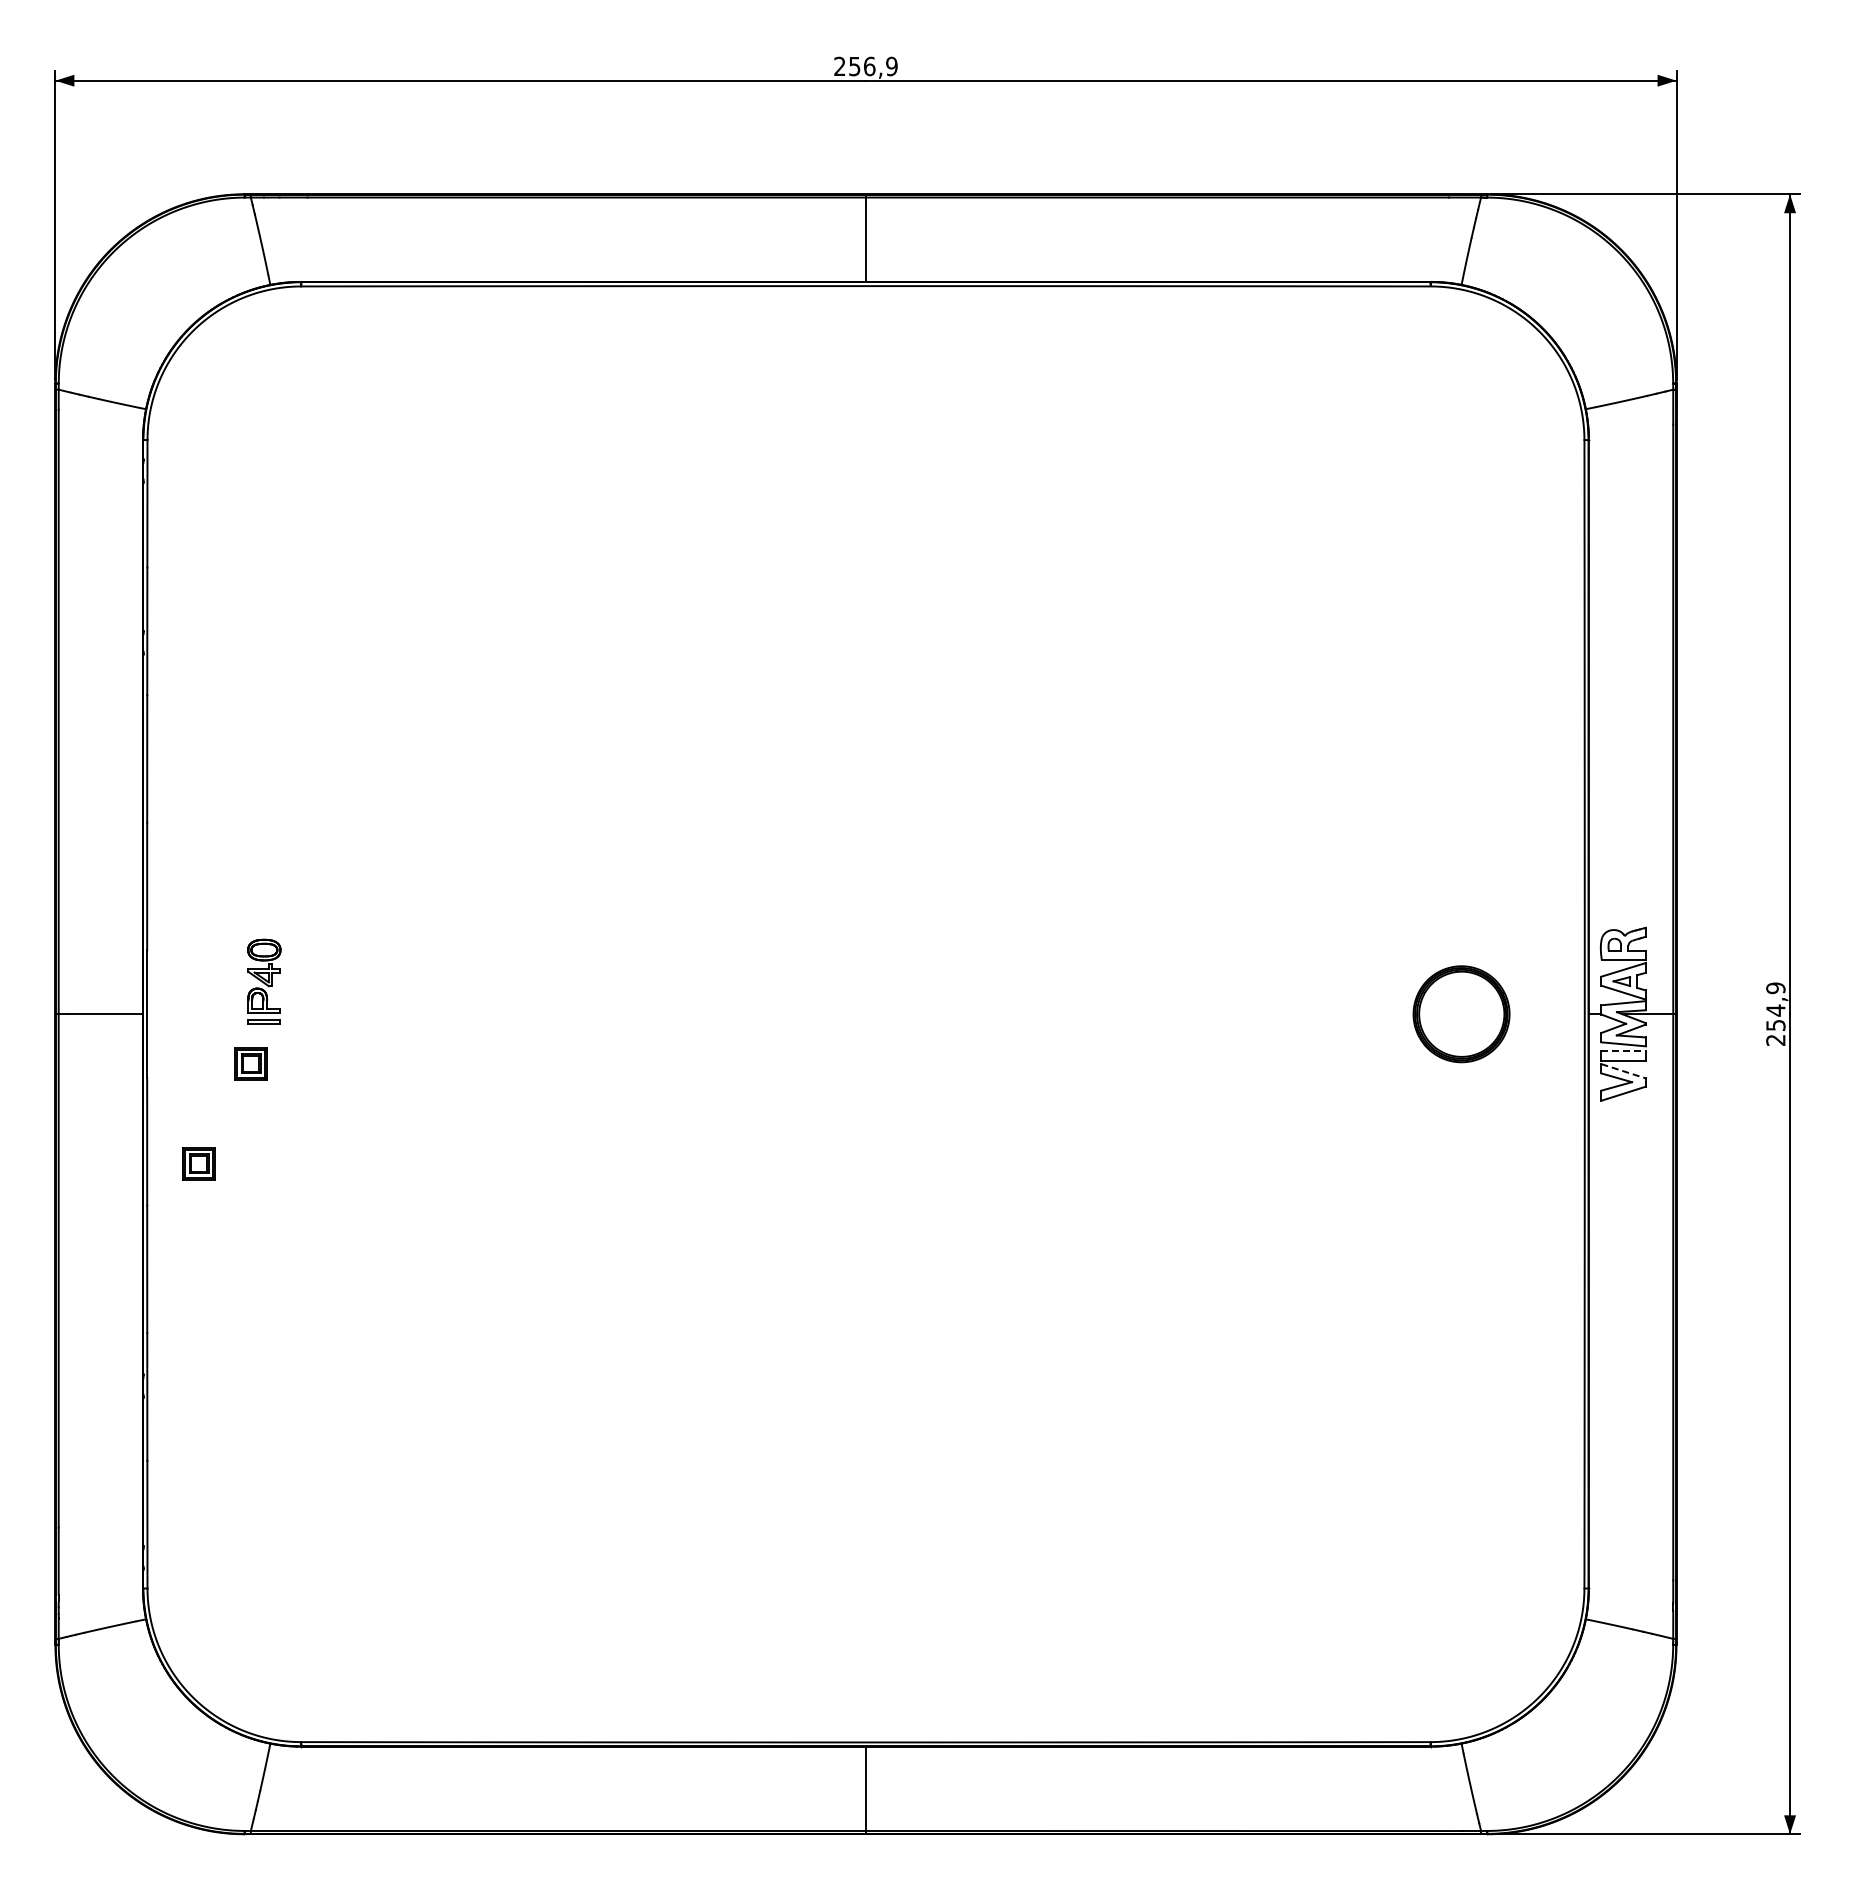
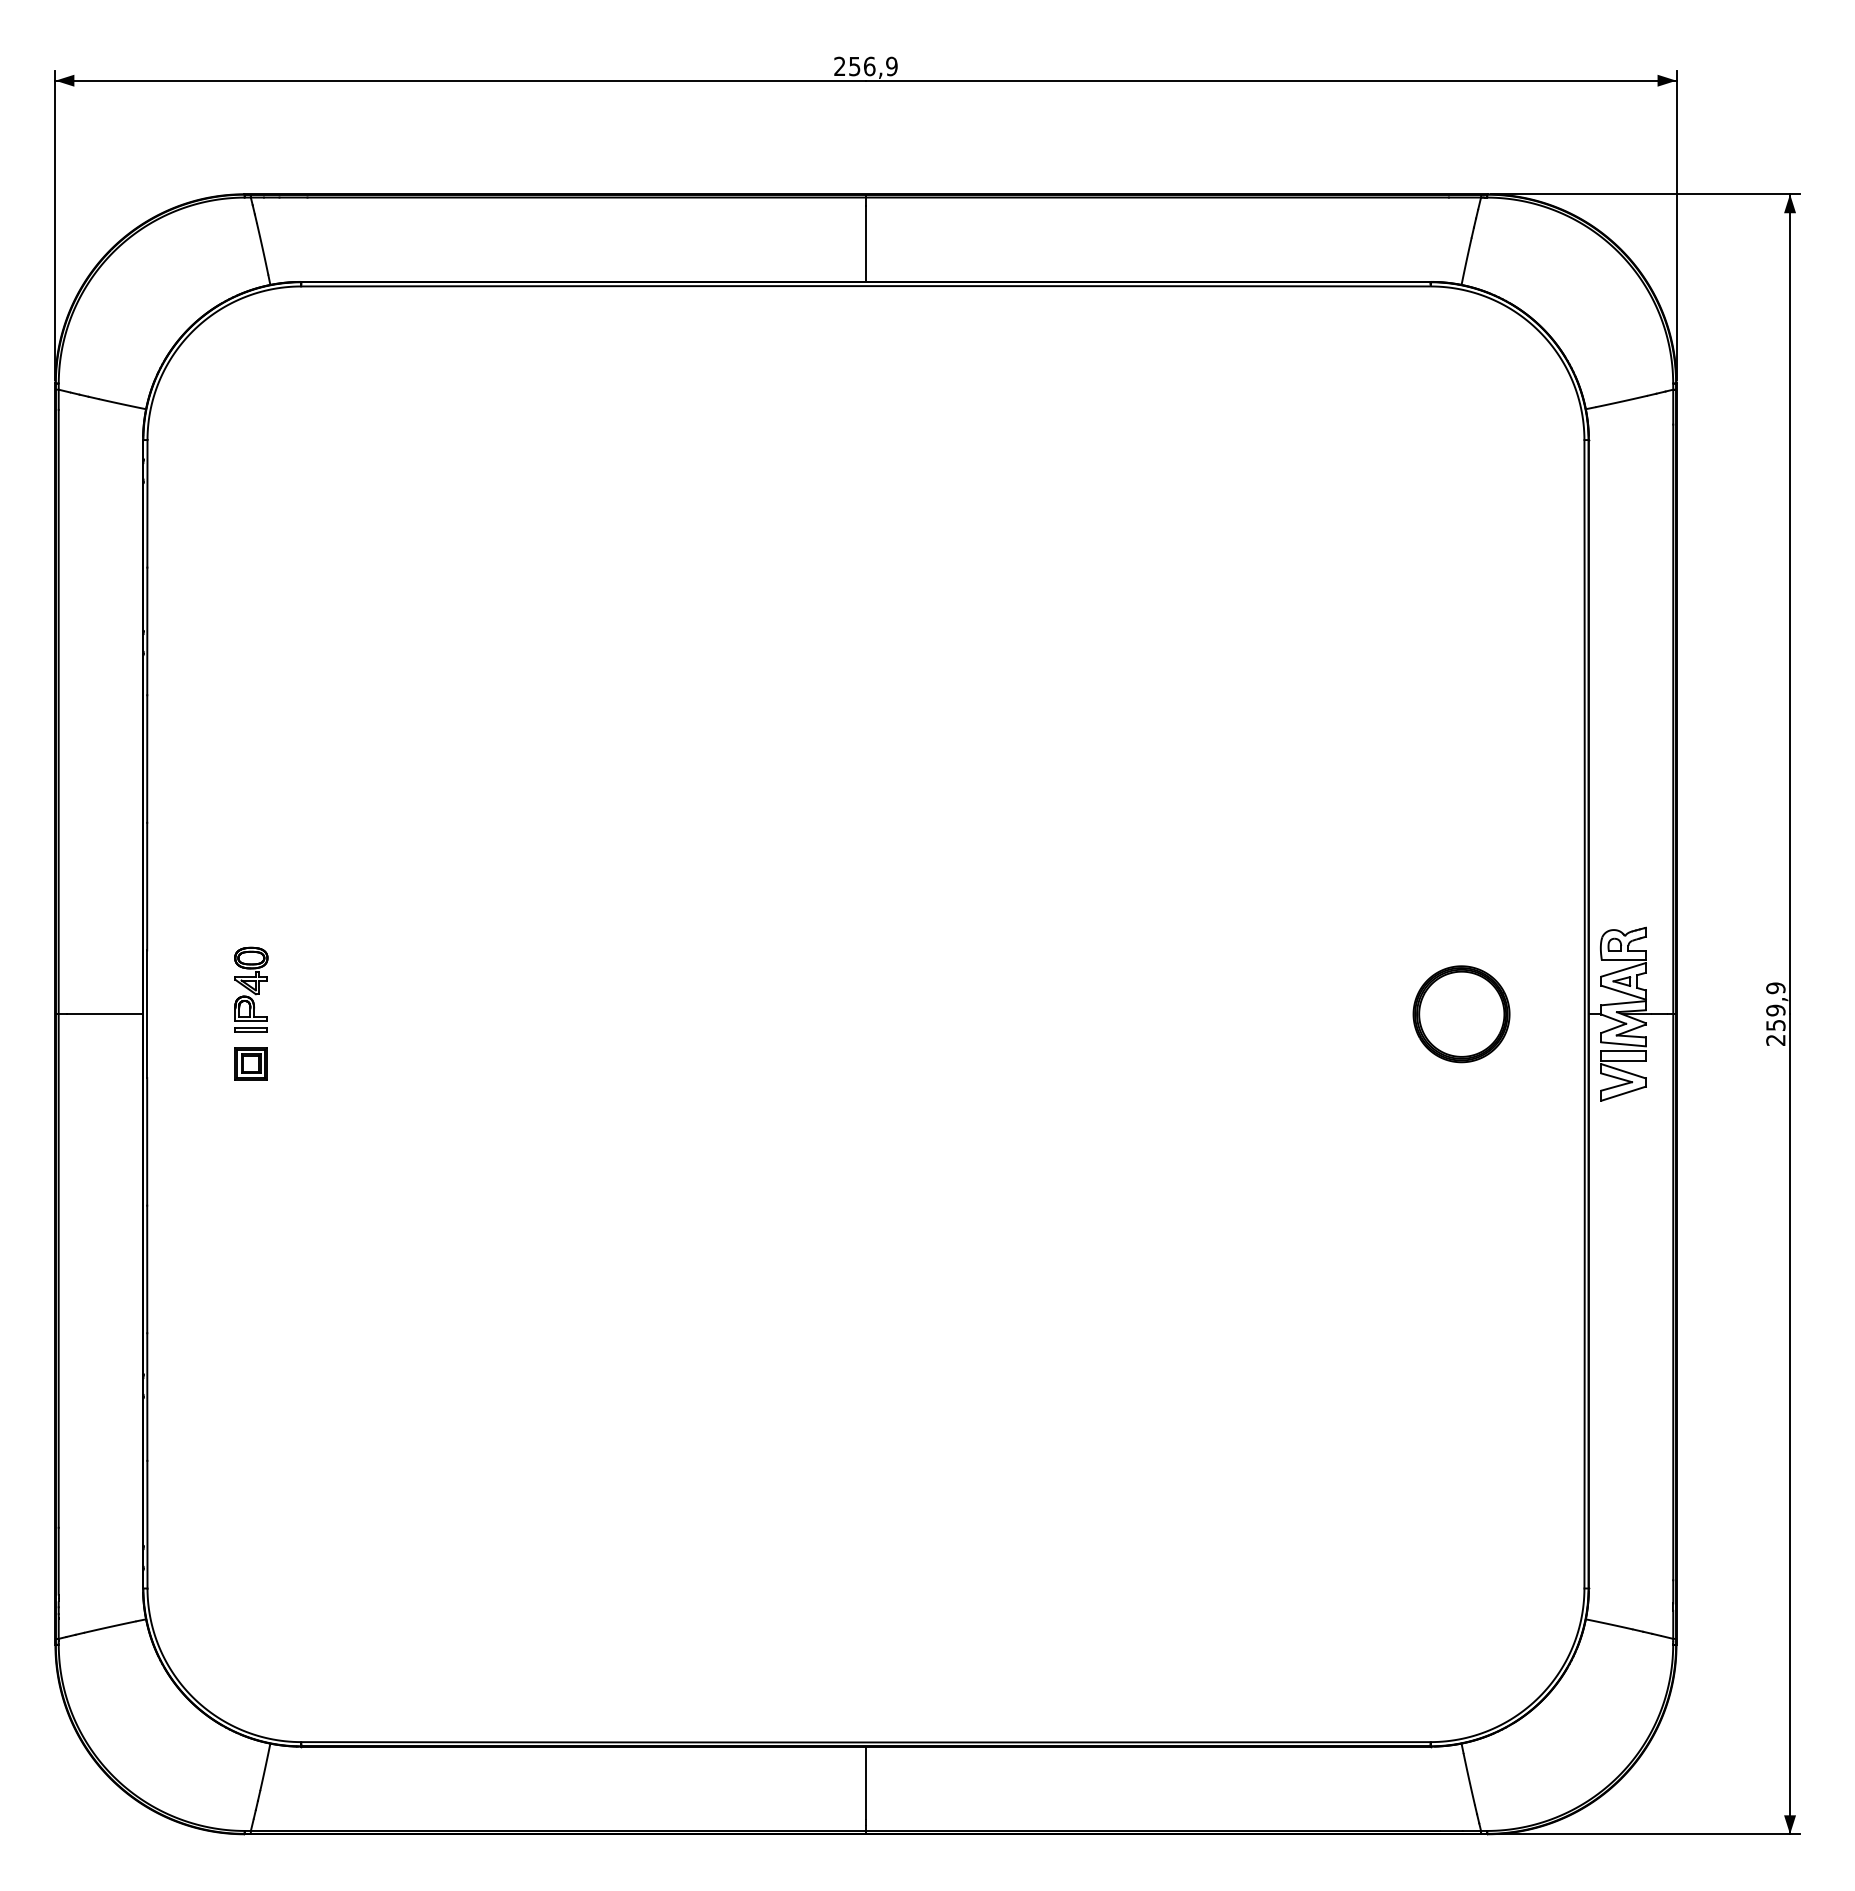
part position: (264, 981) -> (251, 989) (251, 989)
text: 254,9 -> 259,9 (1775, 1010)
line: dashed -> solid (1624, 1051)
line: dashed -> solid (1624, 1071)
part: present -> none (198, 1163)
